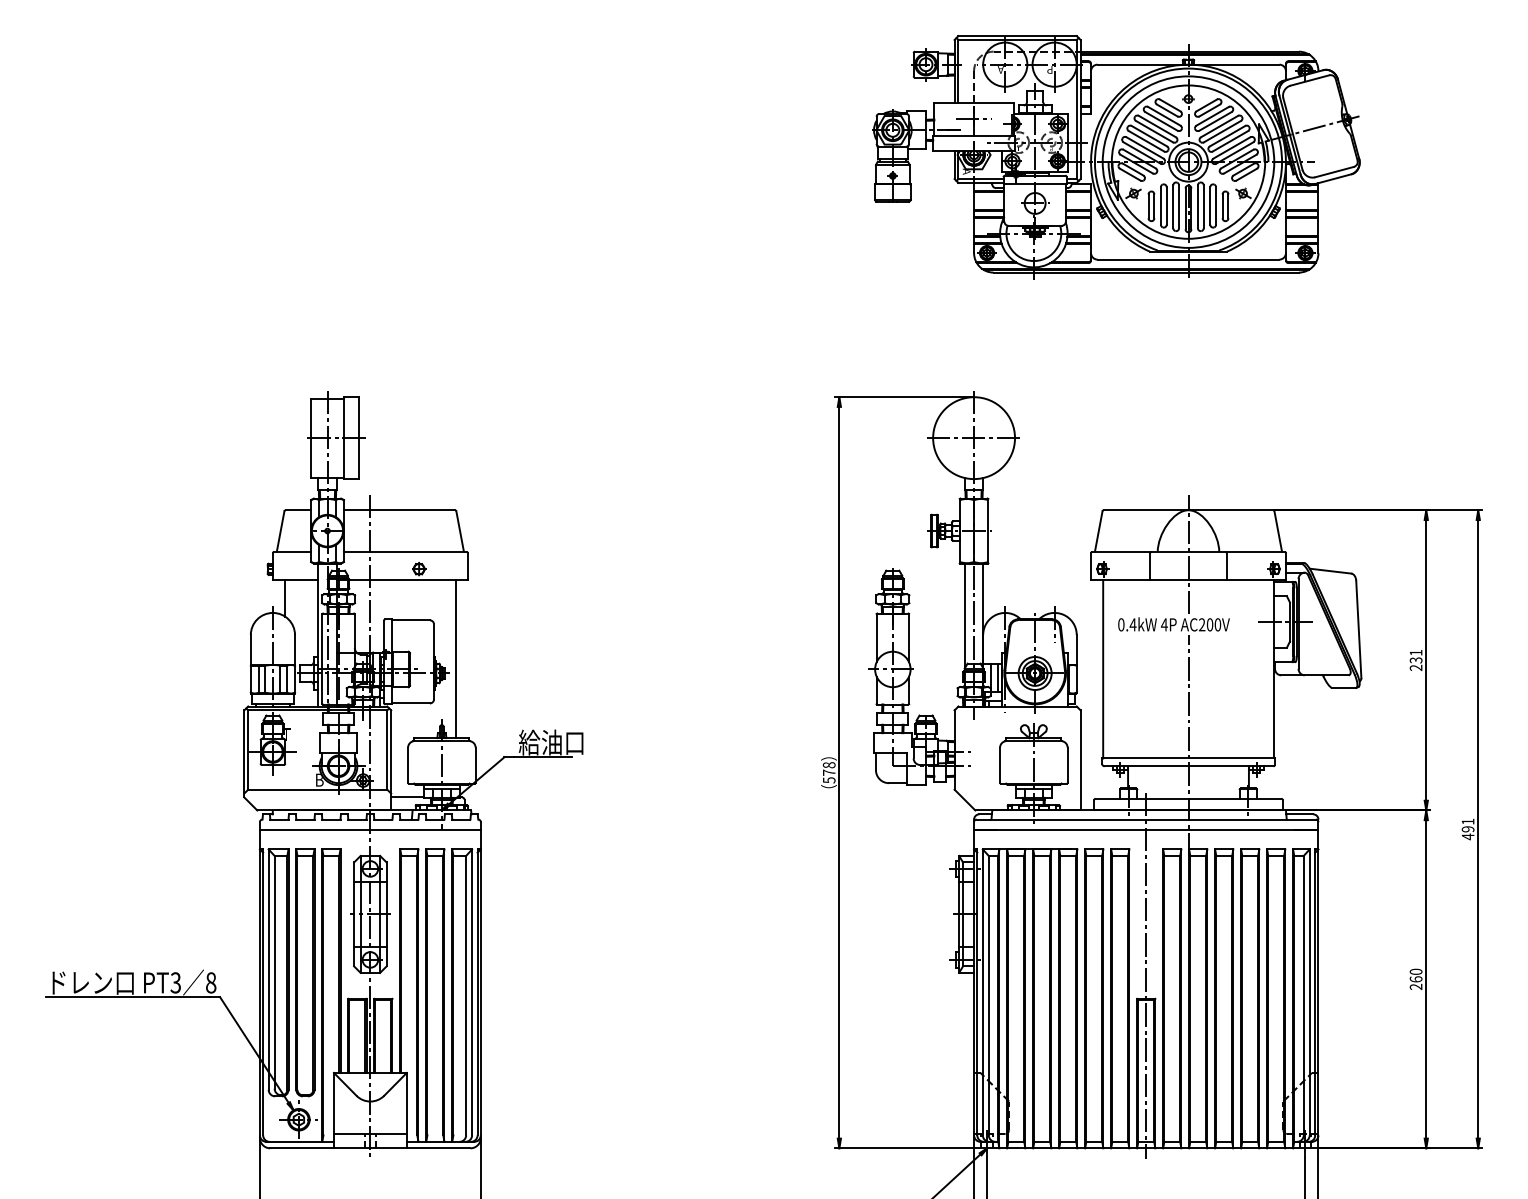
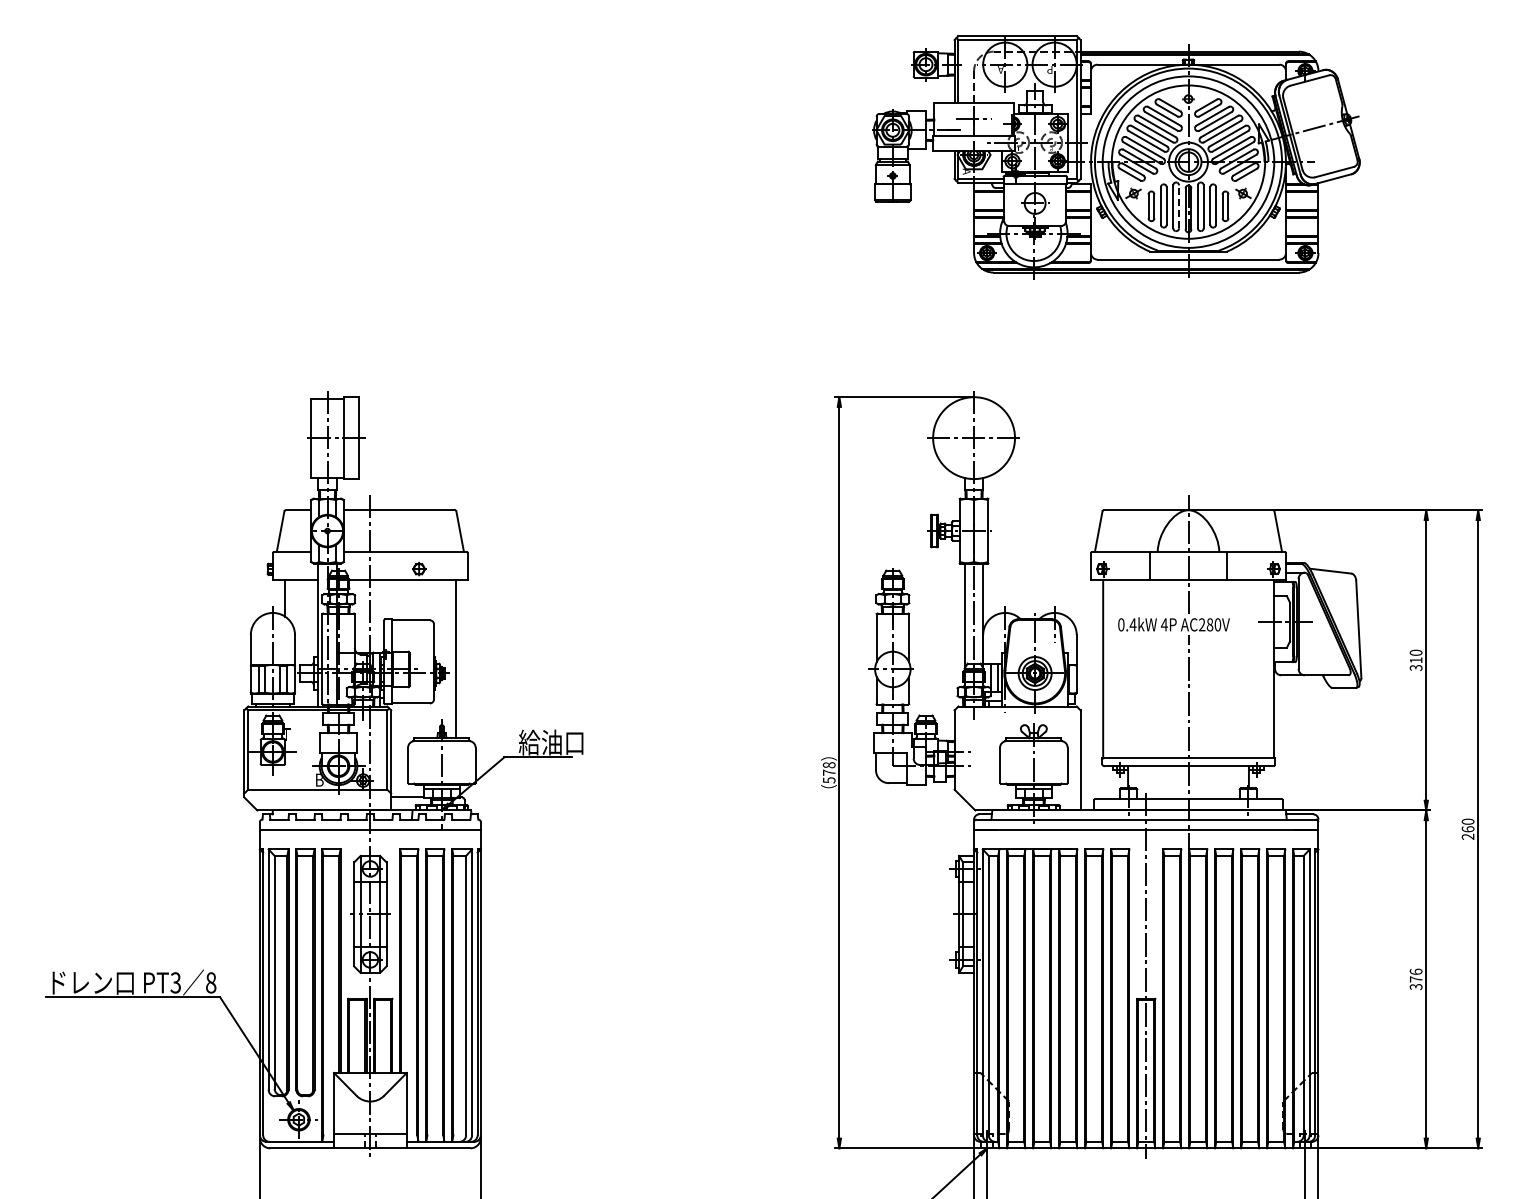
line: solid -> dashed (1179, 206)
text: AC200V -> AC280V (1209, 624)
text: 231 -> 310 (1415, 660)
text: 491 -> 260 (1467, 829)
text: 260 -> 376 (1415, 979)
